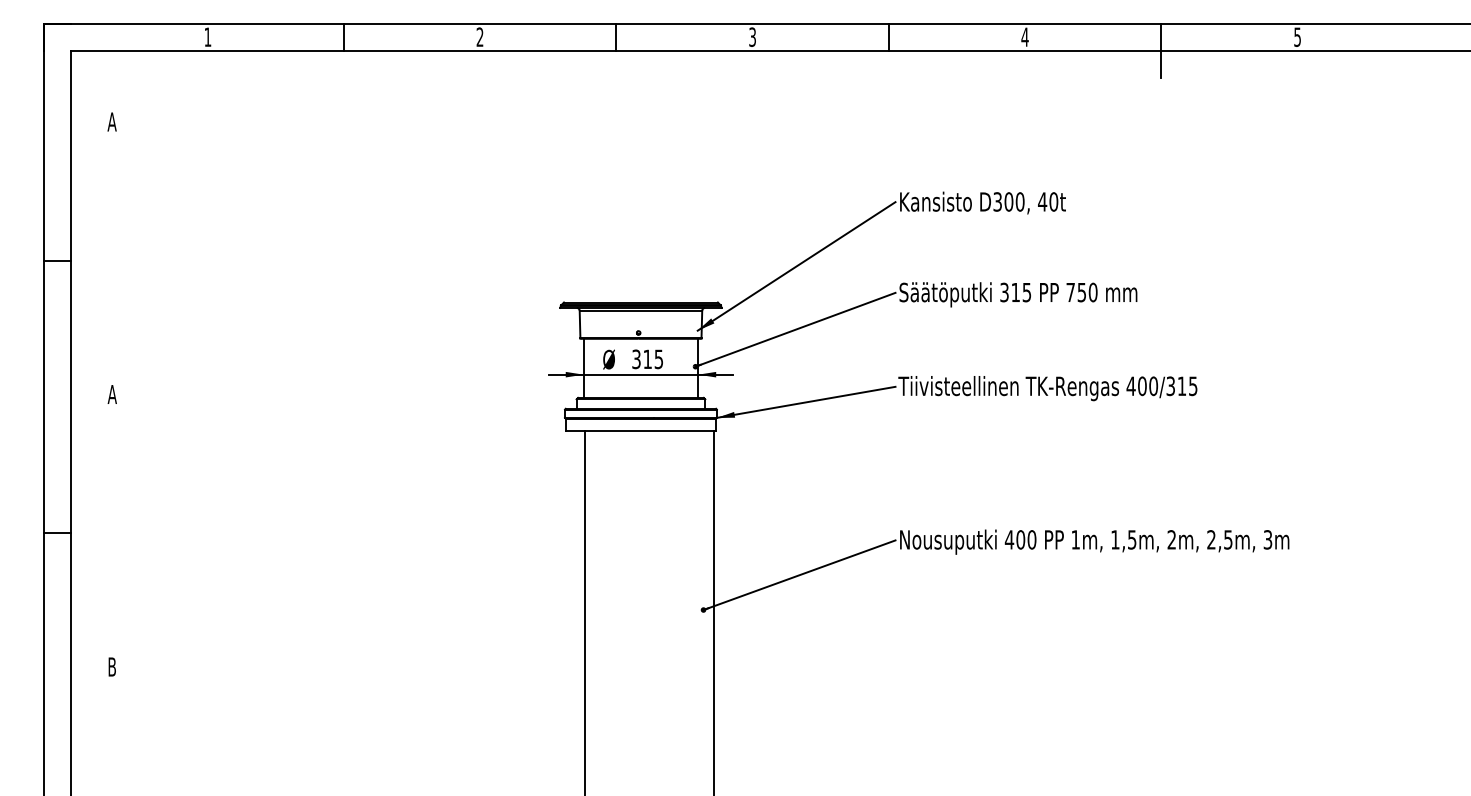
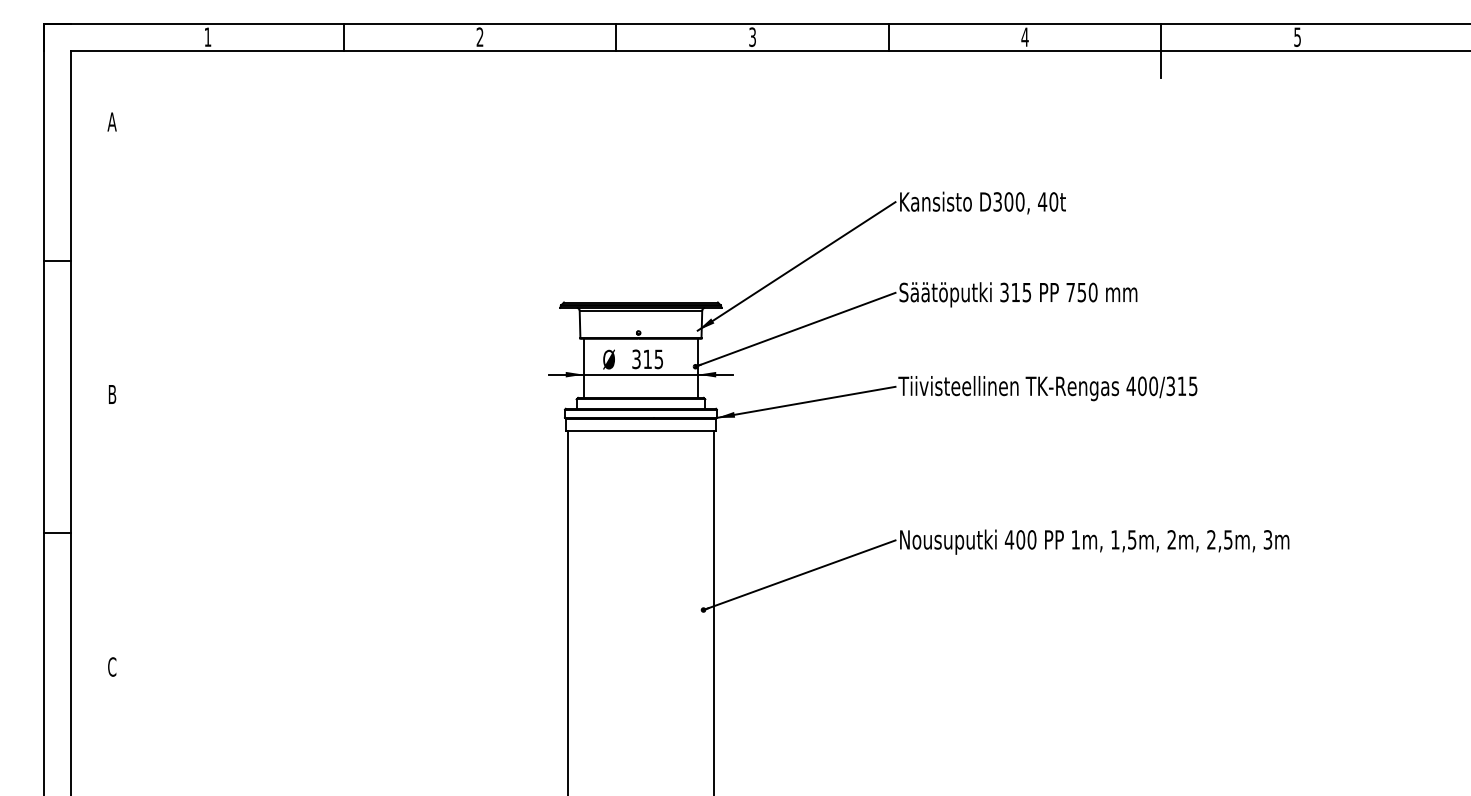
text: A -> B (111, 394)
line position: (585, 611) -> (568, 611) (568, 611)
text: B -> C (112, 666)
